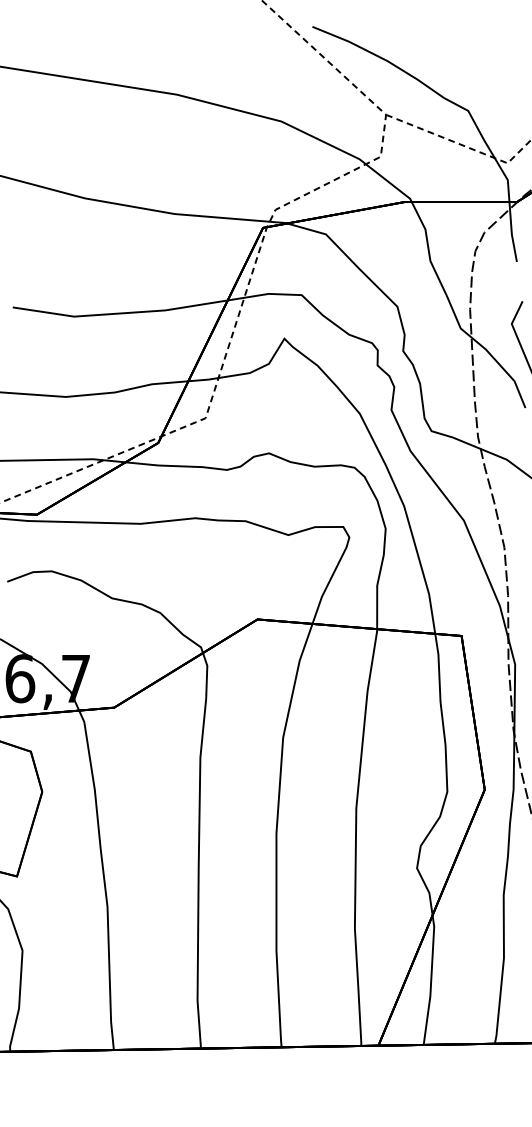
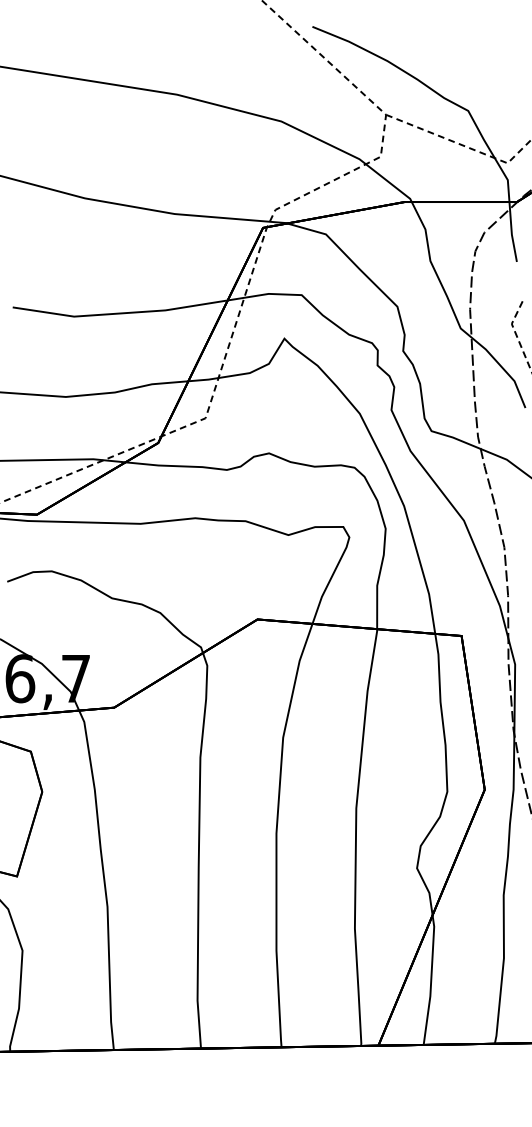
line: solid -> dashed (516, 335)
